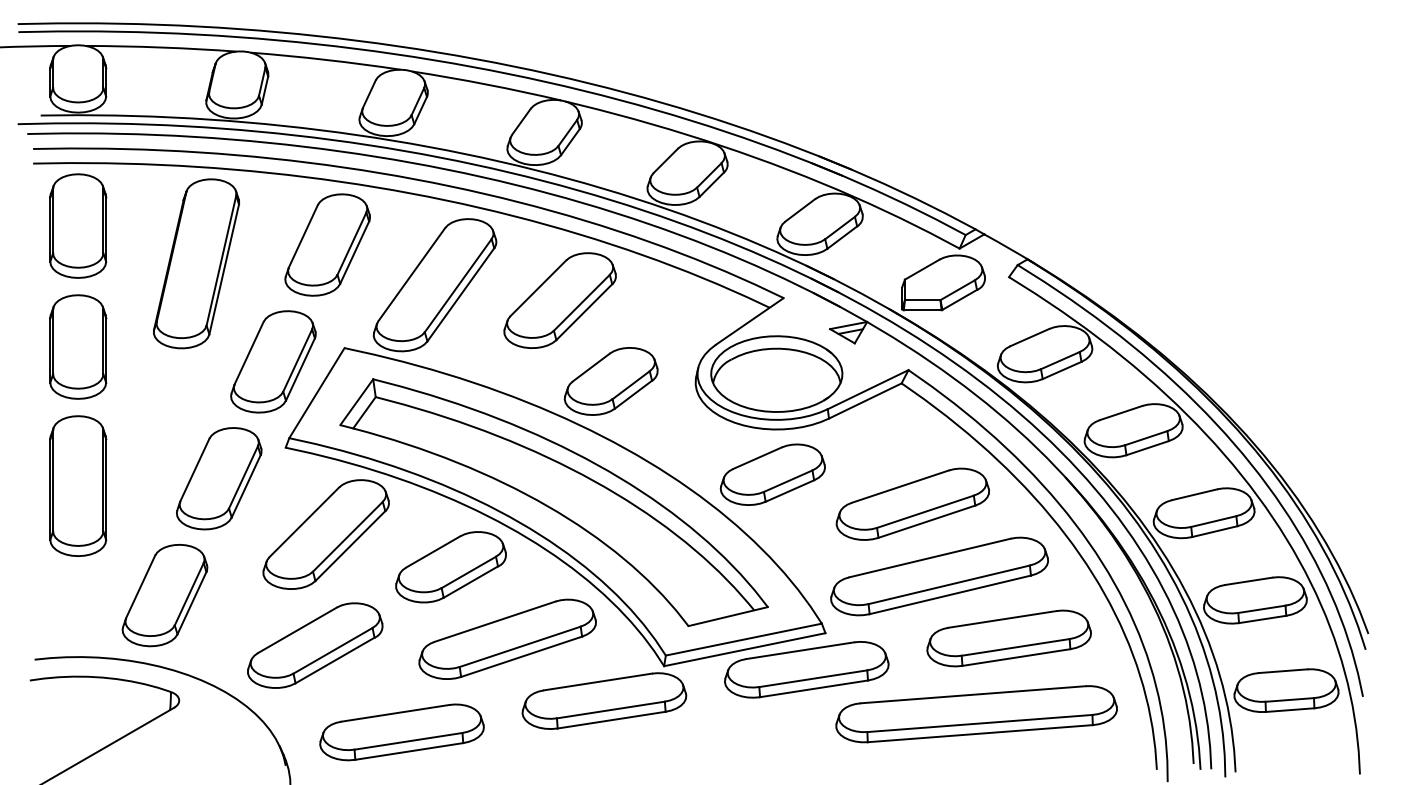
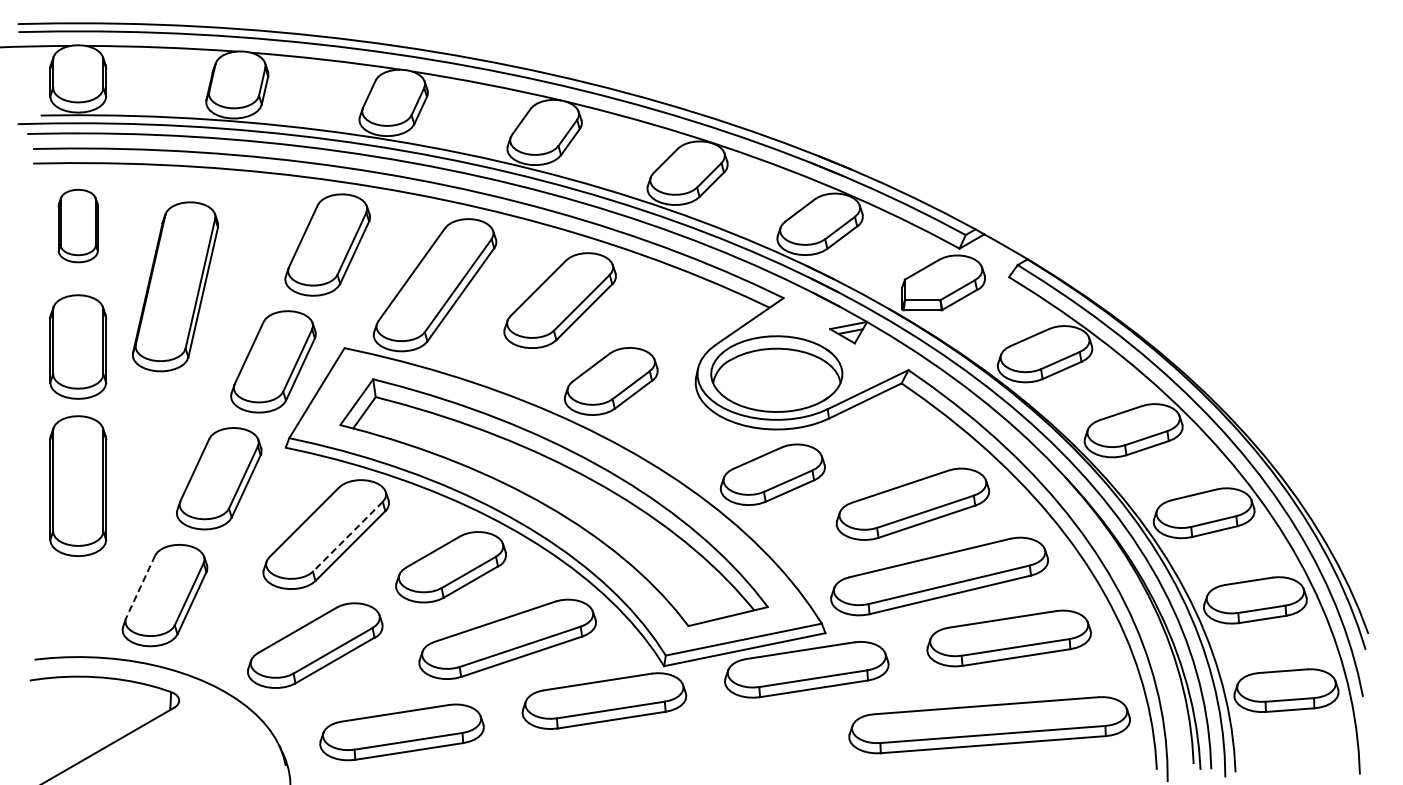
part size: 59x106 px -> 42x76 px (77, 225)
part position: (196, 263) -> (175, 286) (175, 286)
line: solid -> dashed (347, 537)
line: solid -> dashed (140, 587)
part position: (976, 714) -> (989, 725) (989, 725)
